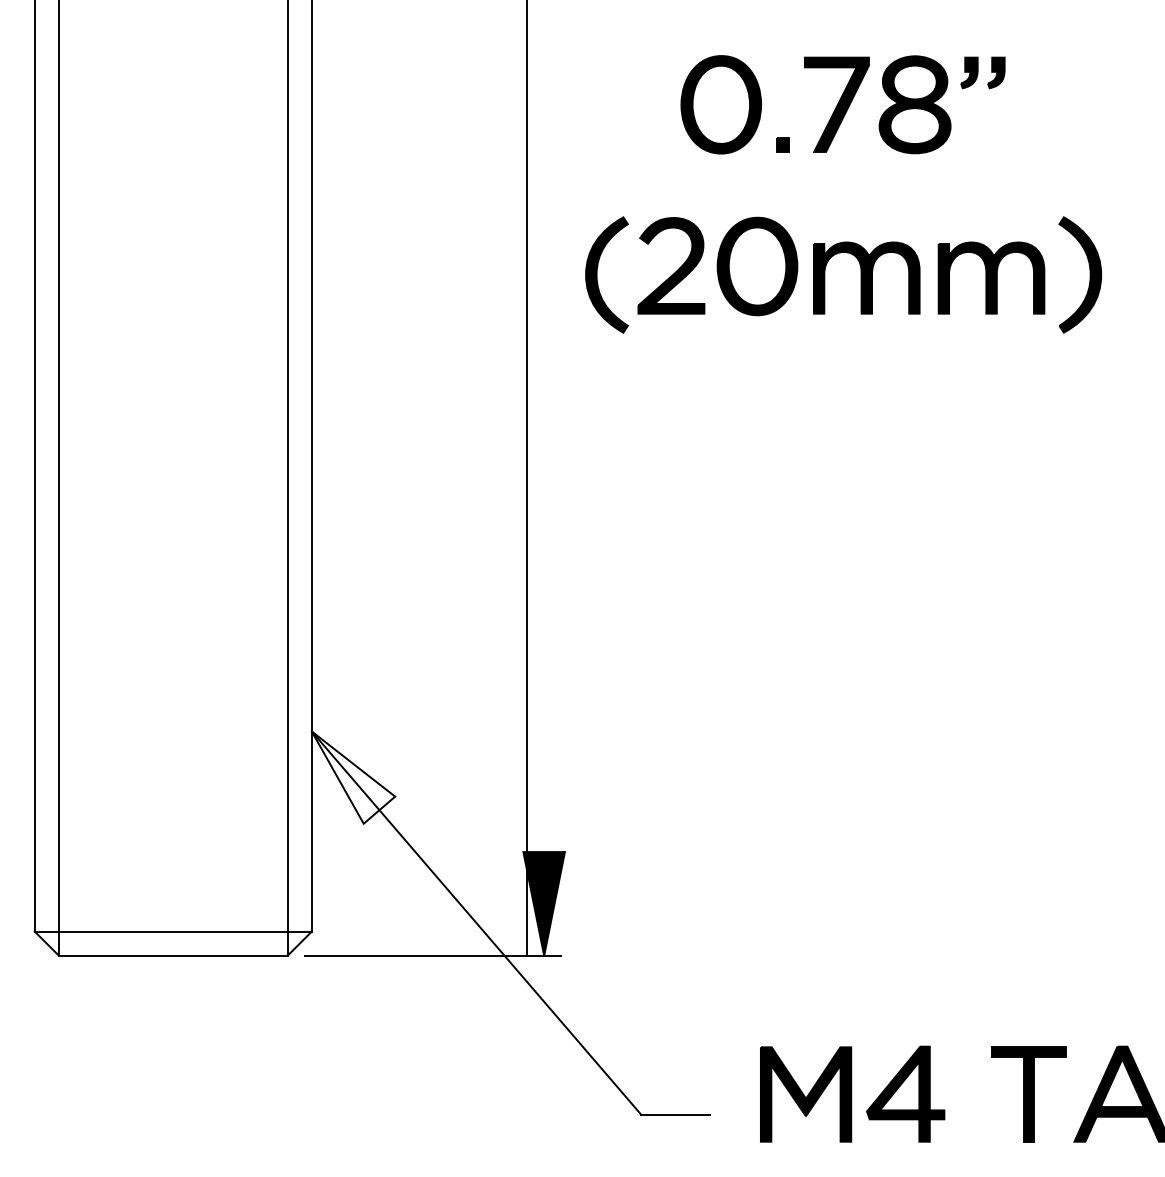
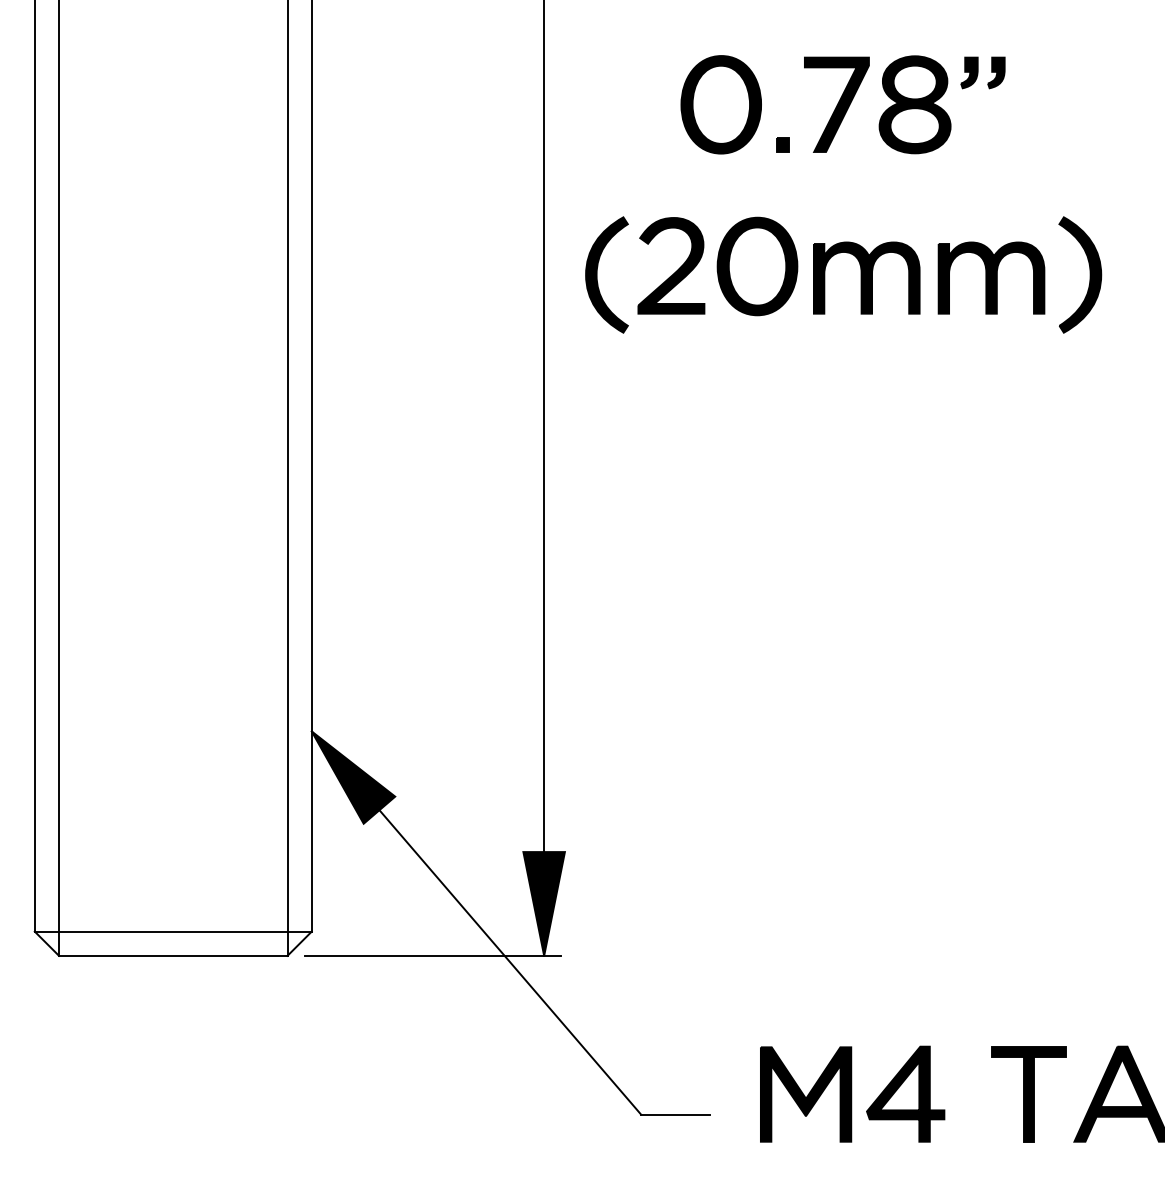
line position: (527, 478) -> (544, 478) (544, 478)
fill: none -> present (353, 777)
